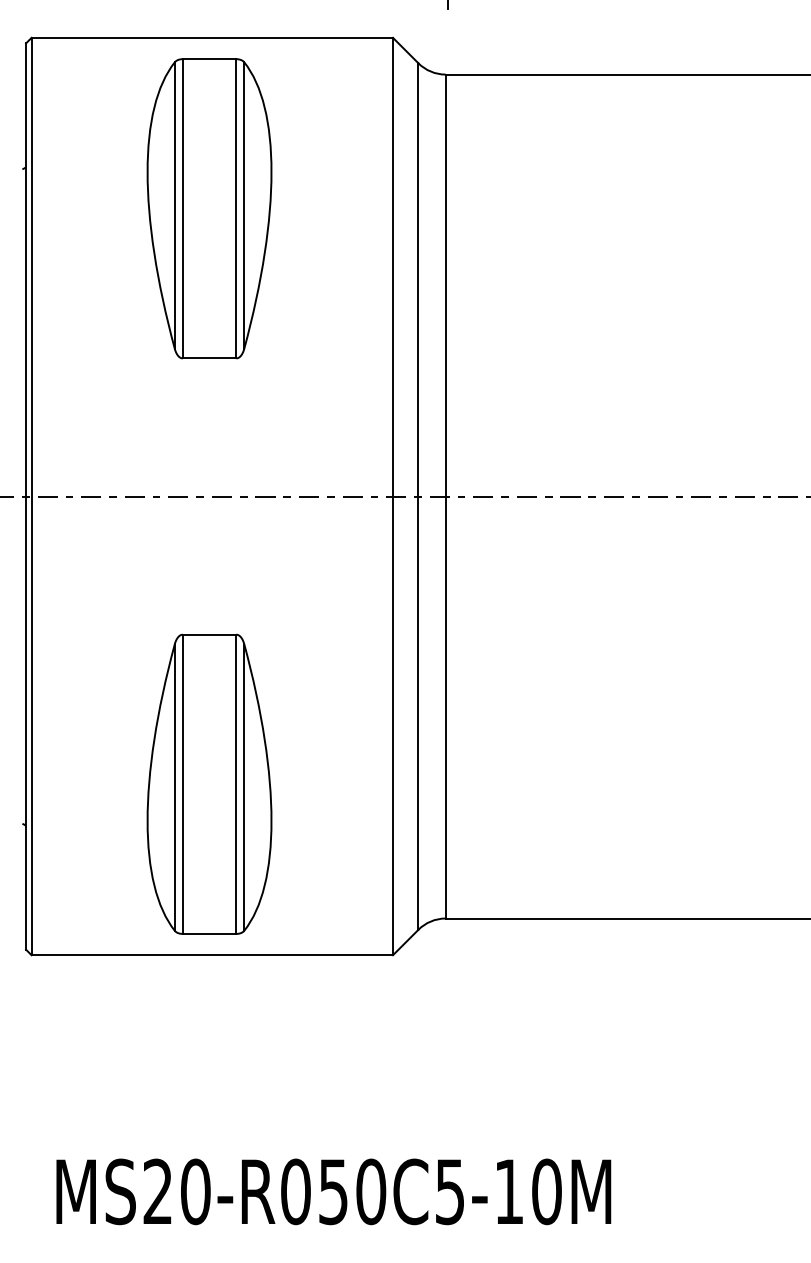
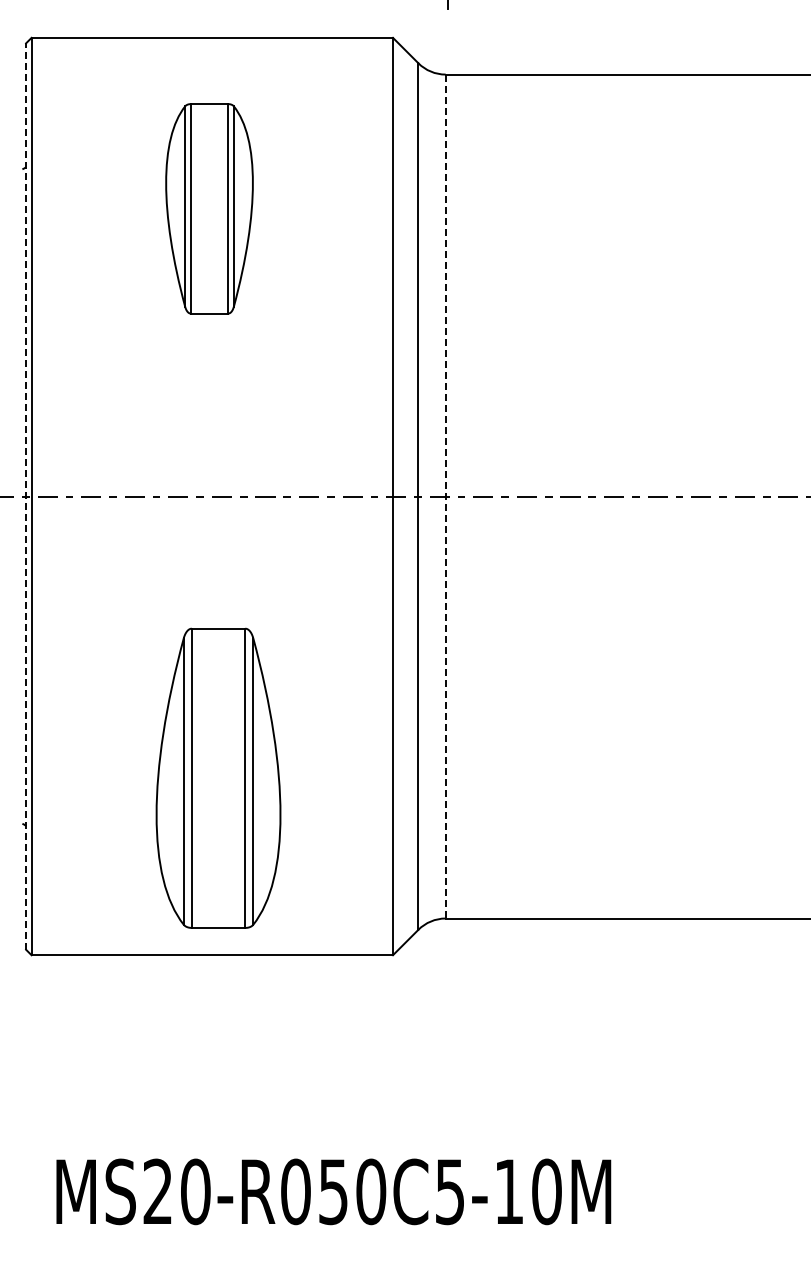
part size: 127x302 px -> 89x212 px (209, 208)
line: solid -> dashed (26, 496)
line: solid -> dashed (445, 496)
part position: (209, 783) -> (218, 777) (218, 777)
